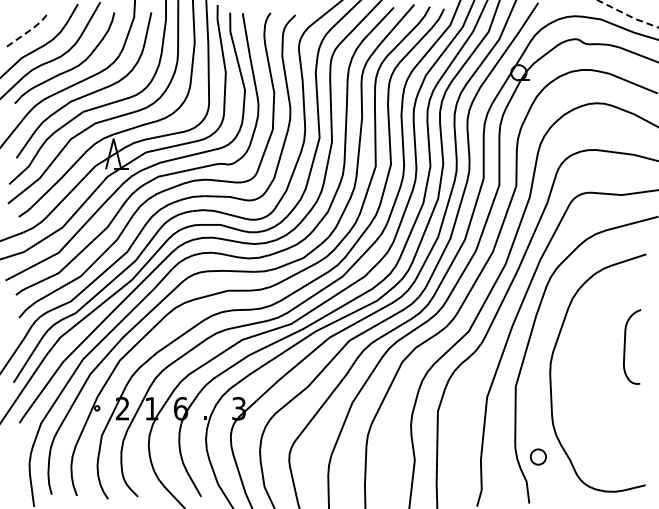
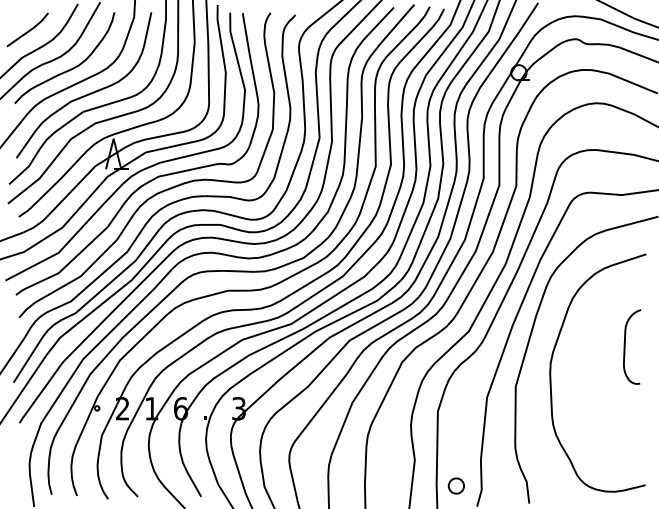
line: dashed -> solid (628, 15)
line: dashed -> solid (30, 30)
circle position: (537, 456) -> (455, 485) (455, 485)
